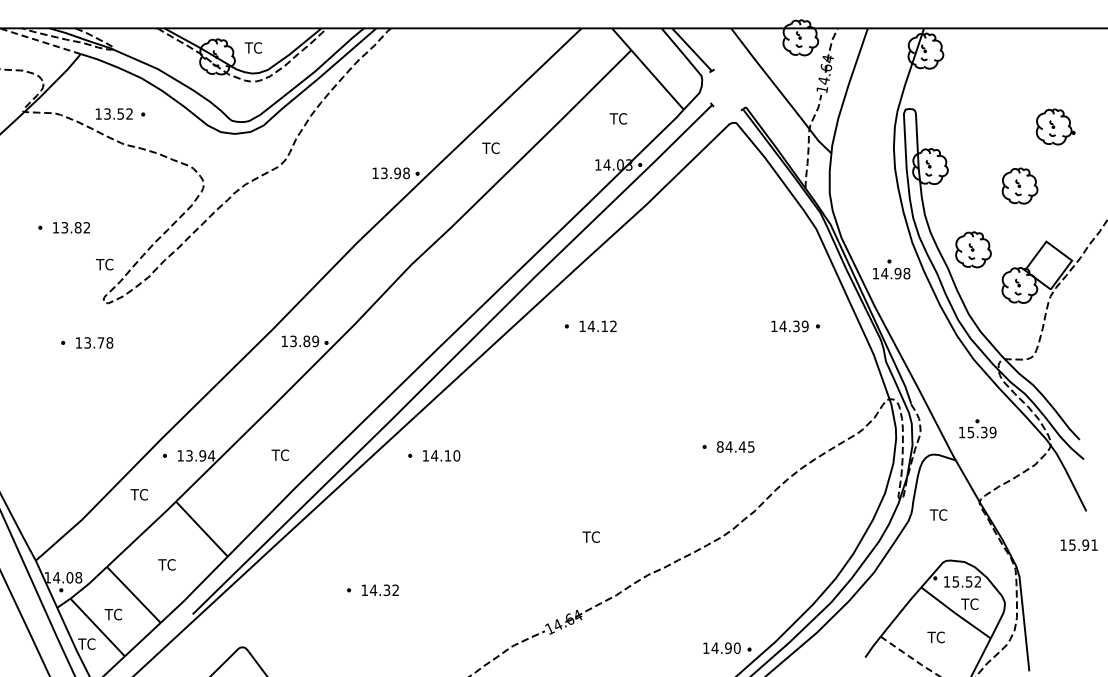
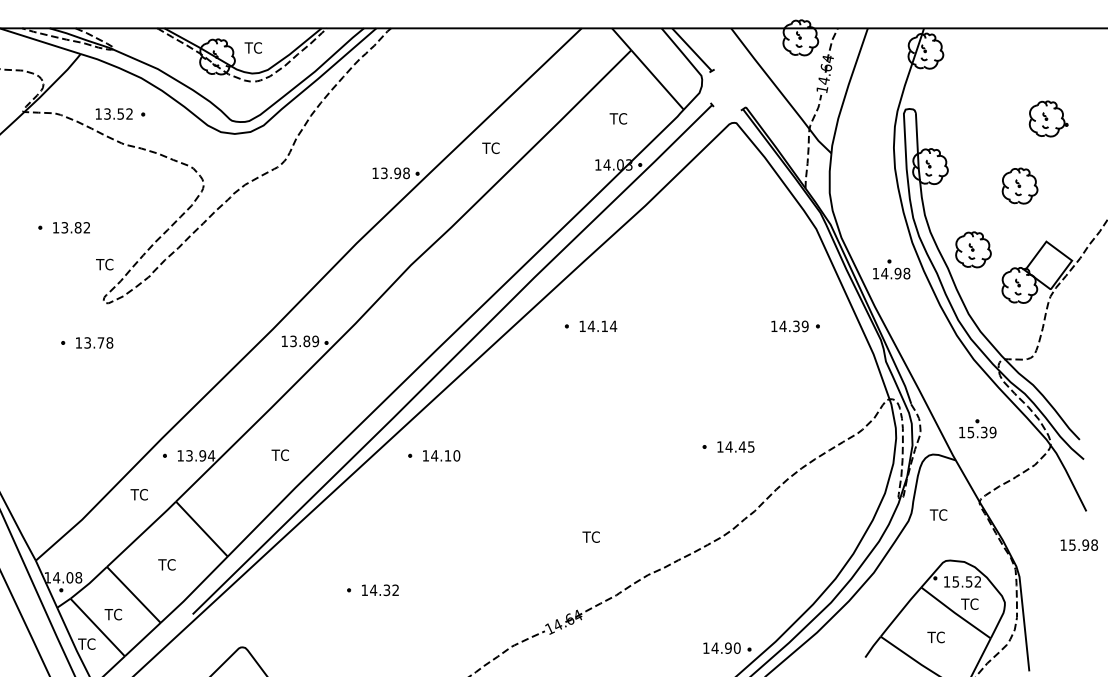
line: dashed -> solid (40, 41)
part position: (1055, 126) -> (1048, 118) (1048, 118)
text: 14.12 -> 14.14 (613, 325)
text: 84.45 -> 14.45 (719, 446)
text: 15.91 -> 15.98 (1094, 544)
line: dashed -> solid (910, 657)
